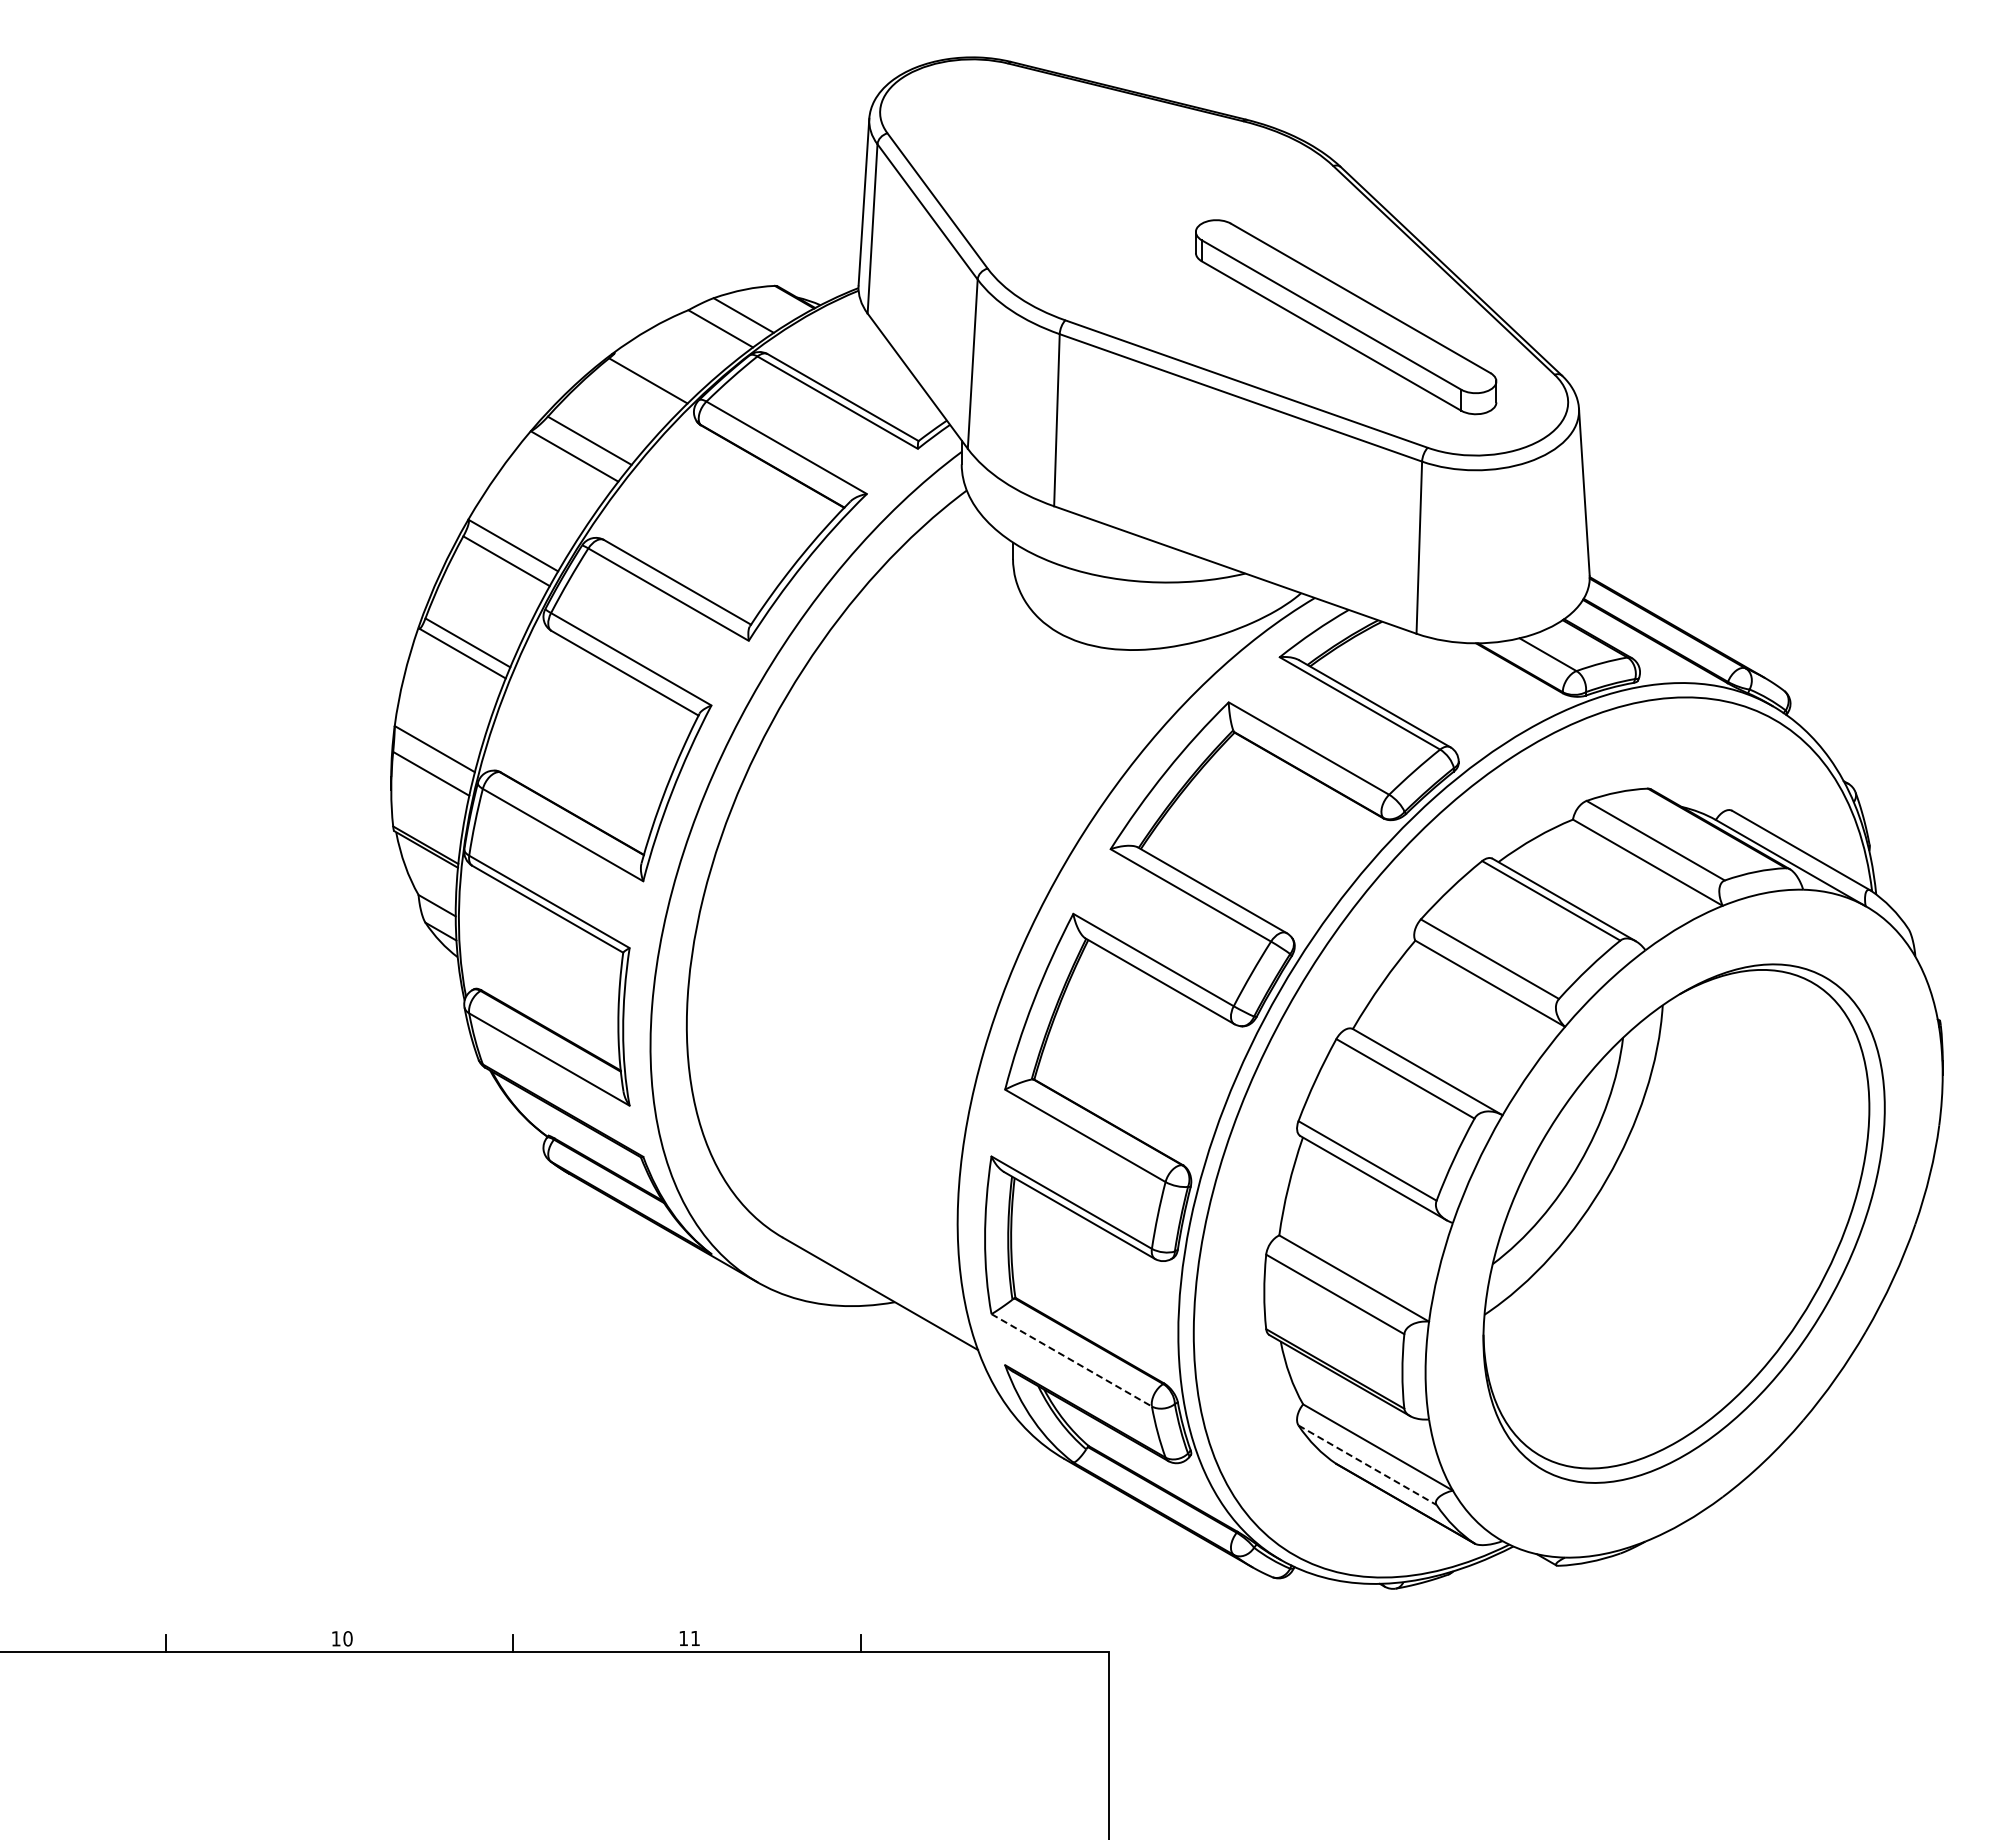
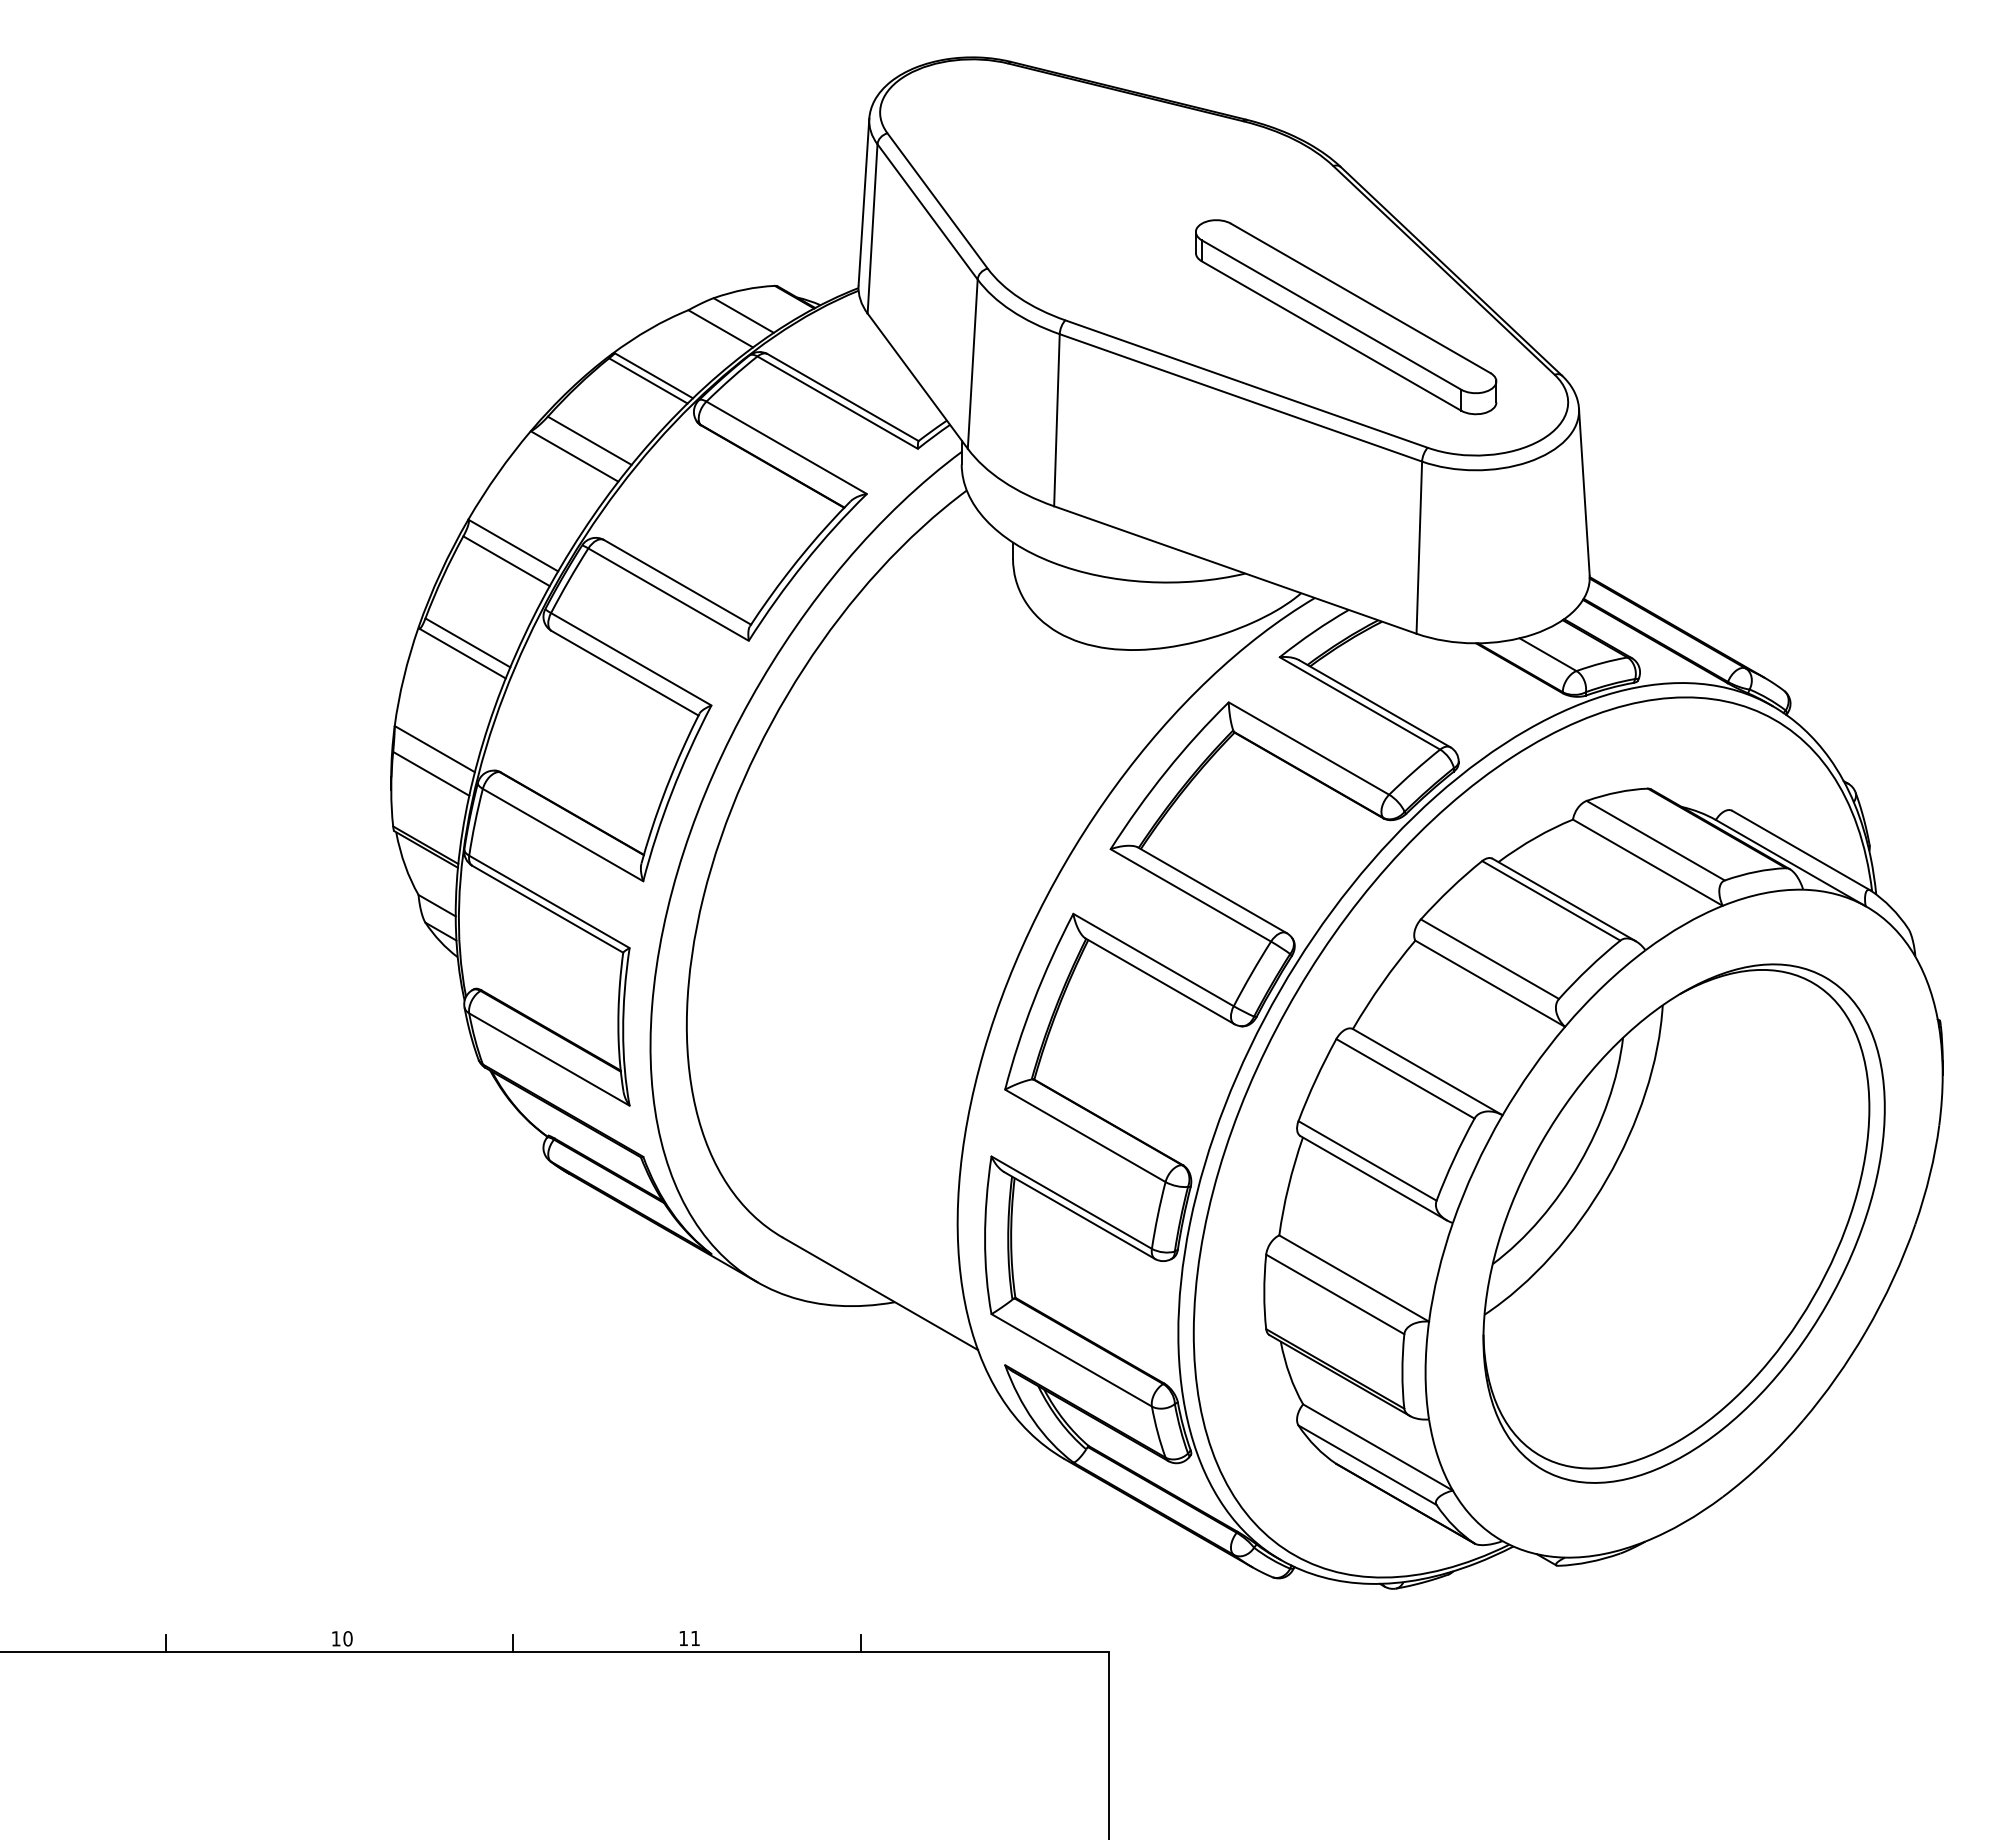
line: none -> present (653, 375)
line: dashed -> solid (1071, 1360)
line: dashed -> solid (1367, 1465)
